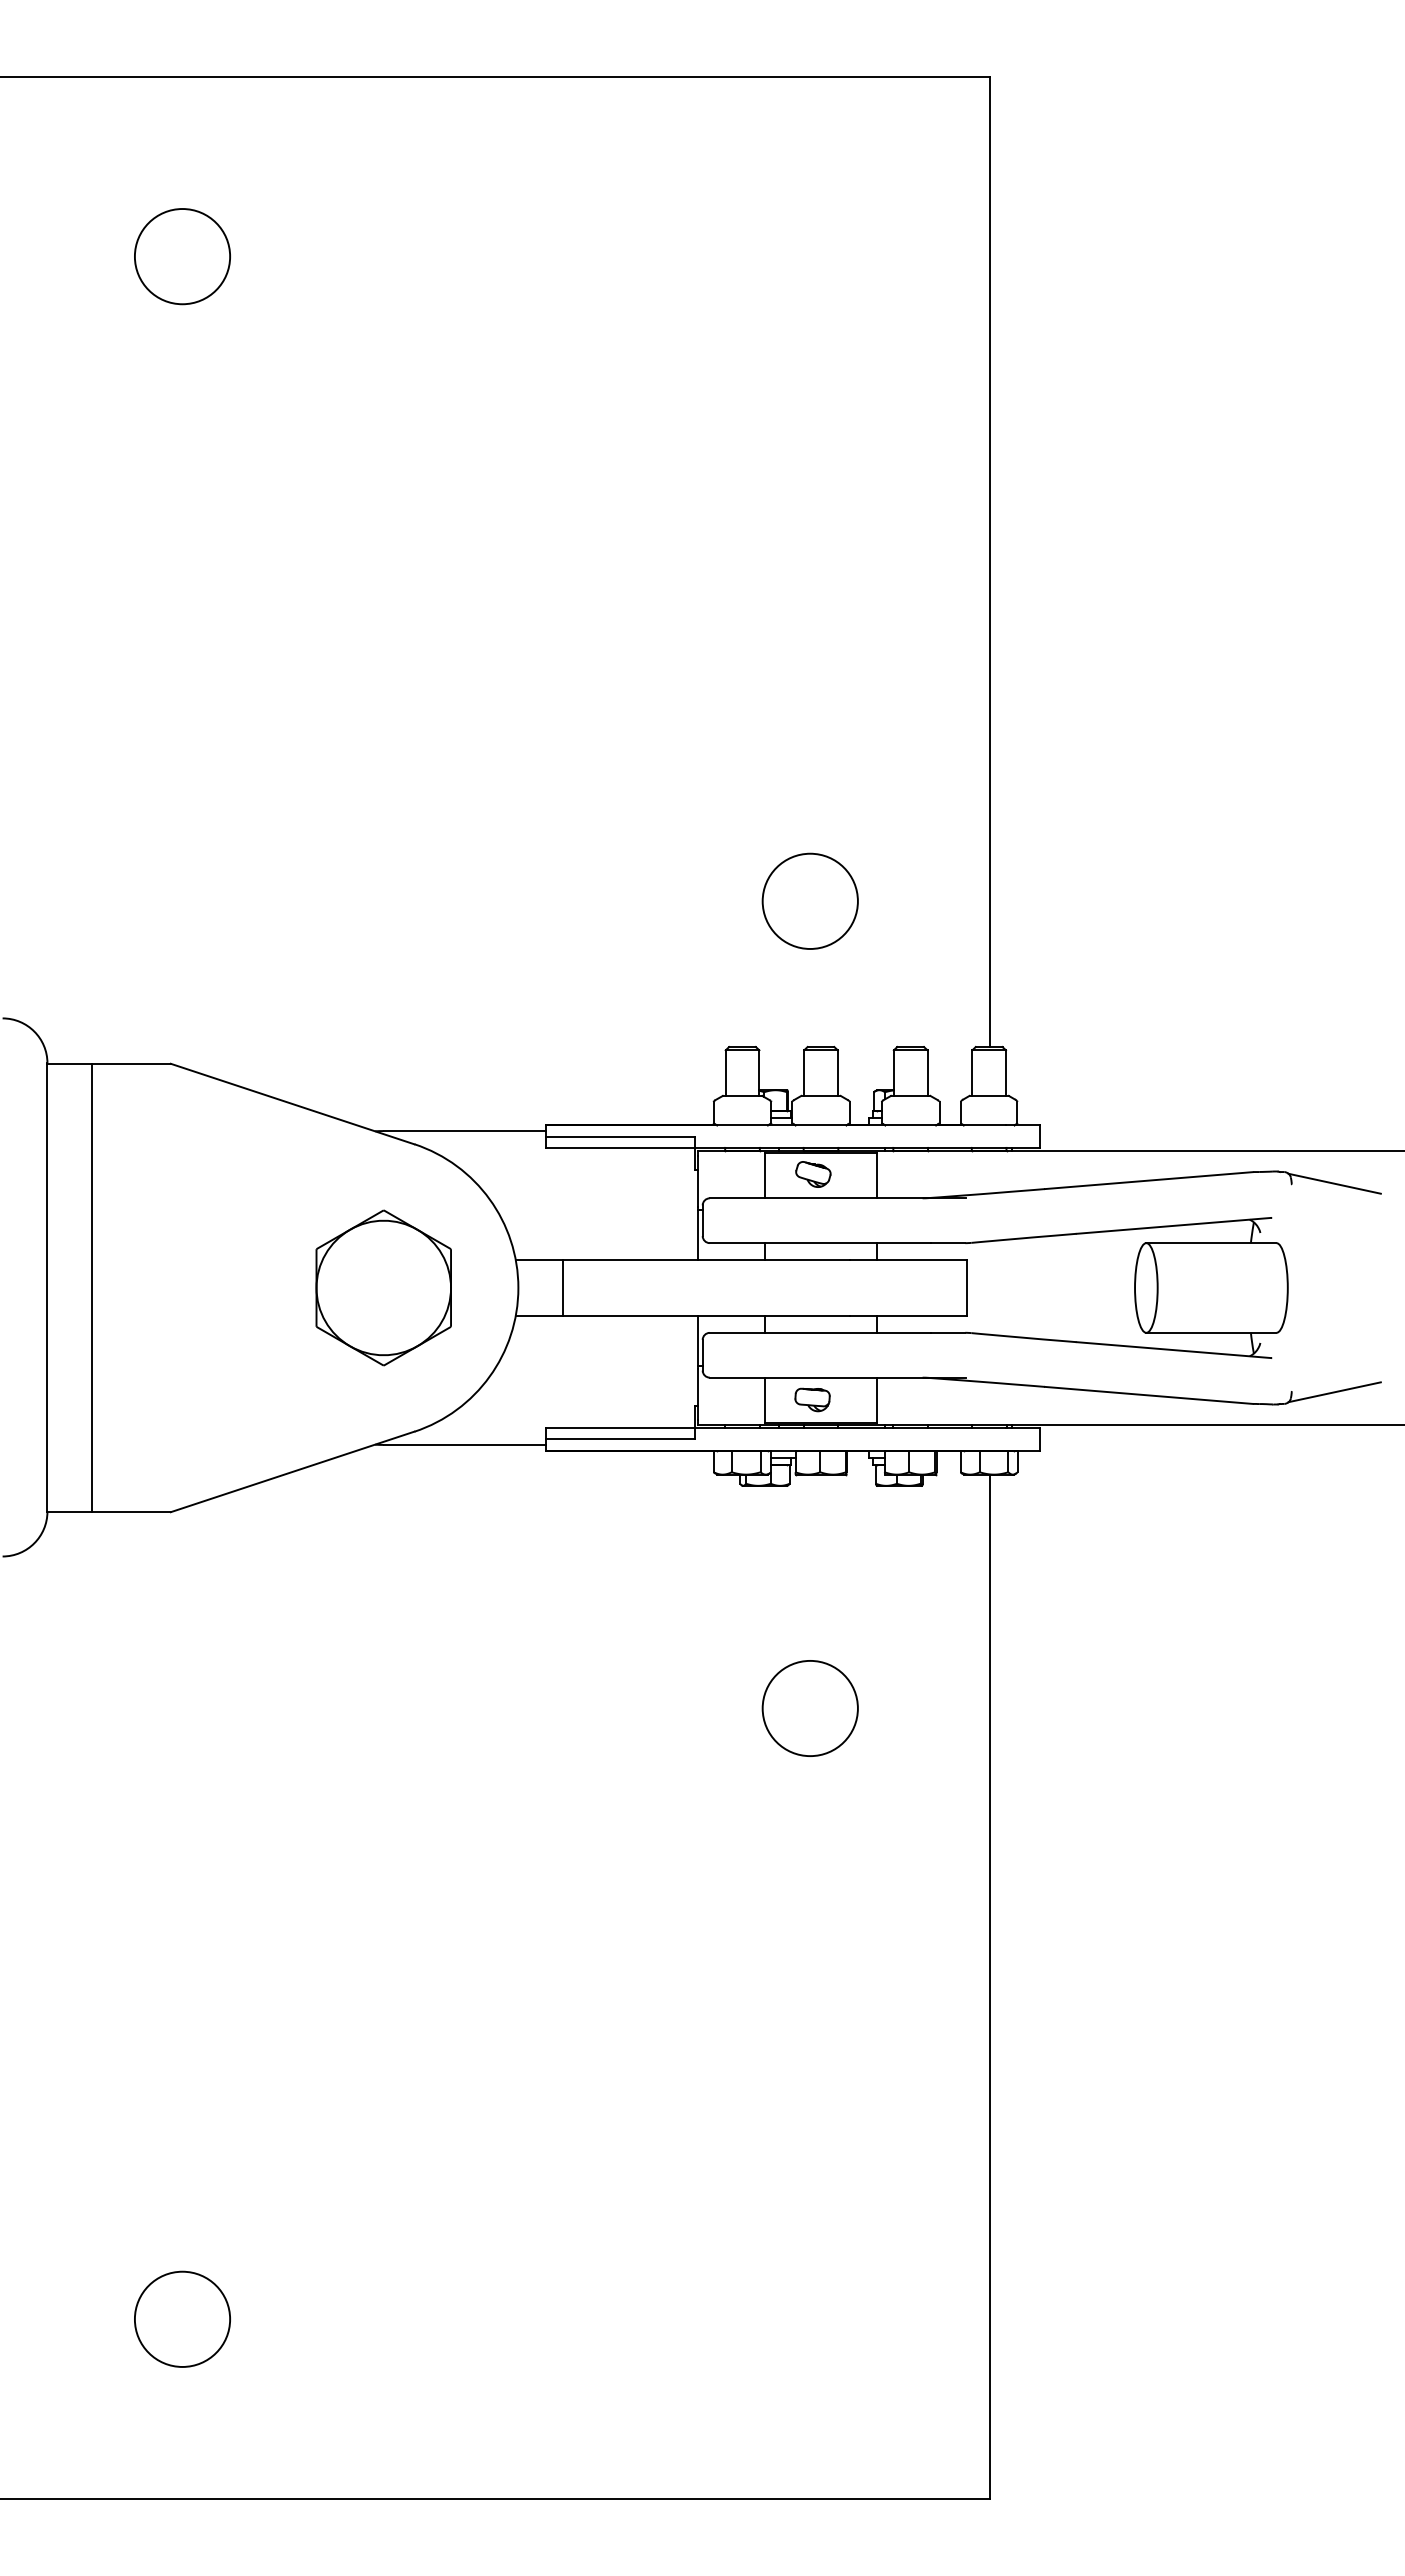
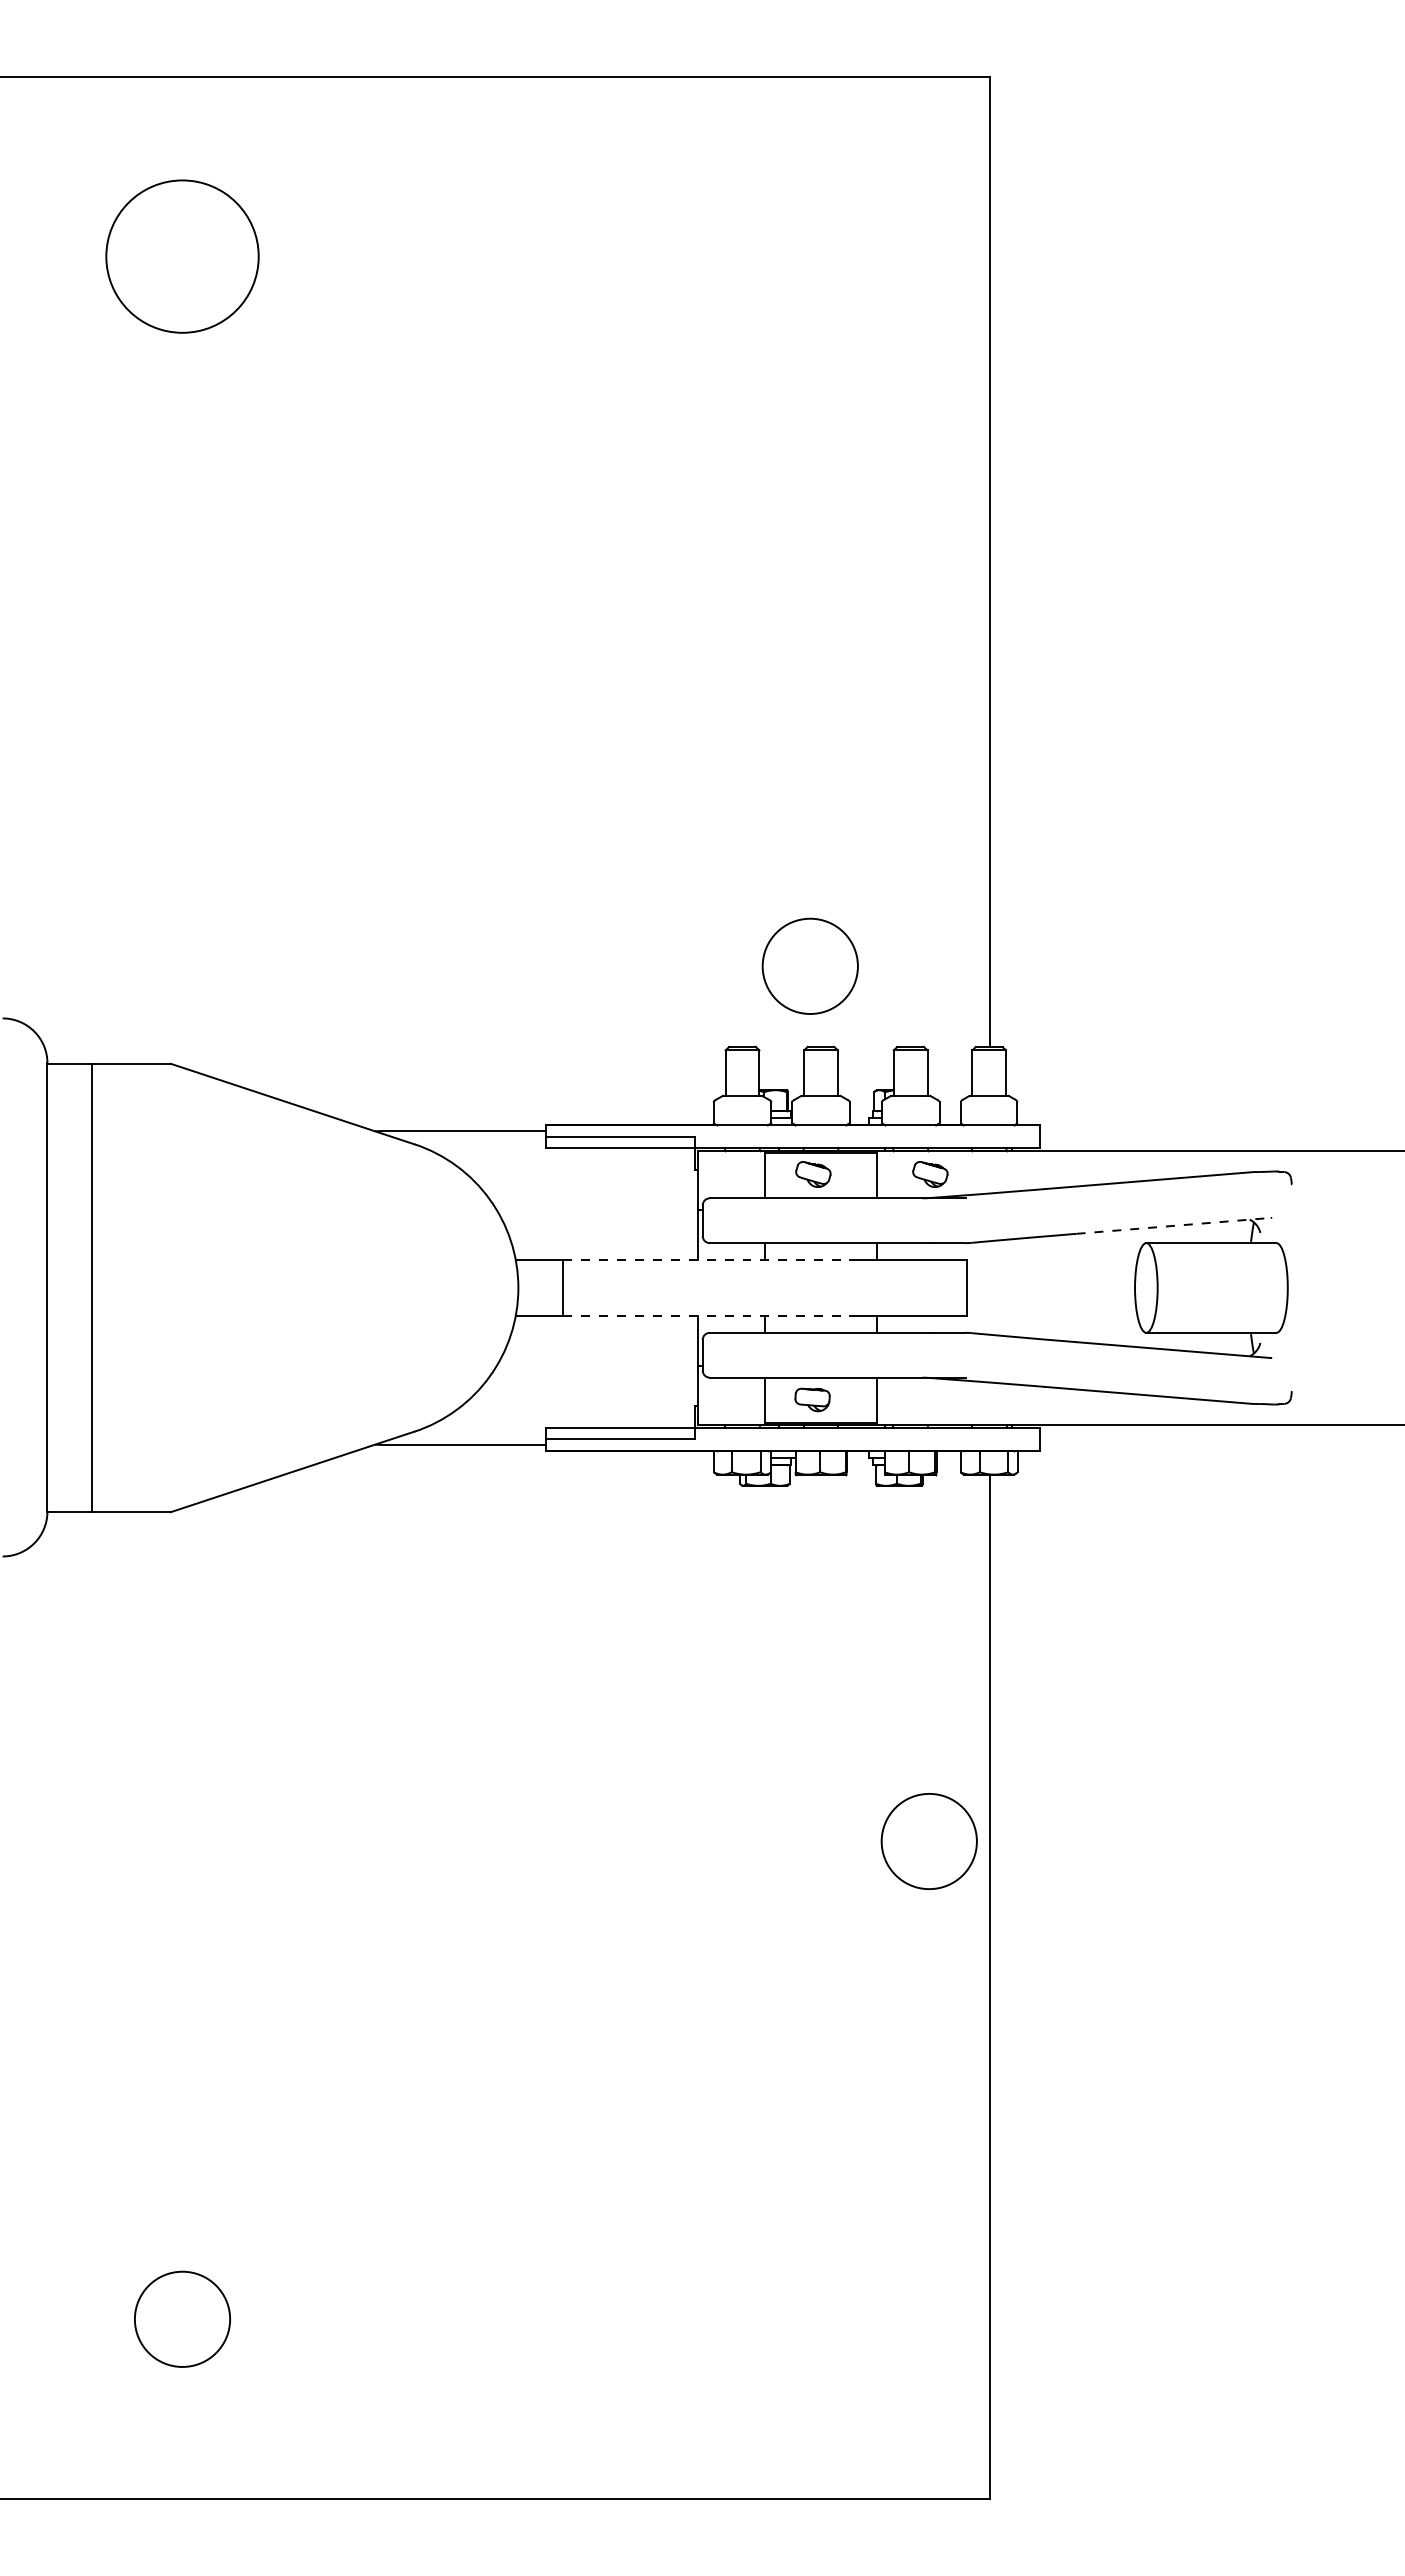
circle diameter: 95 px -> 152 px (182, 256)
circle position: (809, 900) -> (809, 965) (809, 965)
part: none -> present (930, 1174)
line: present -> none (1334, 1183)
line: solid -> dashed (1174, 1225)
line: solid -> dashed (706, 1260)
part: present -> none (383, 1287)
line: solid -> dashed (706, 1316)
line: present -> none (1334, 1392)
circle position: (809, 1708) -> (928, 1841) (928, 1841)
